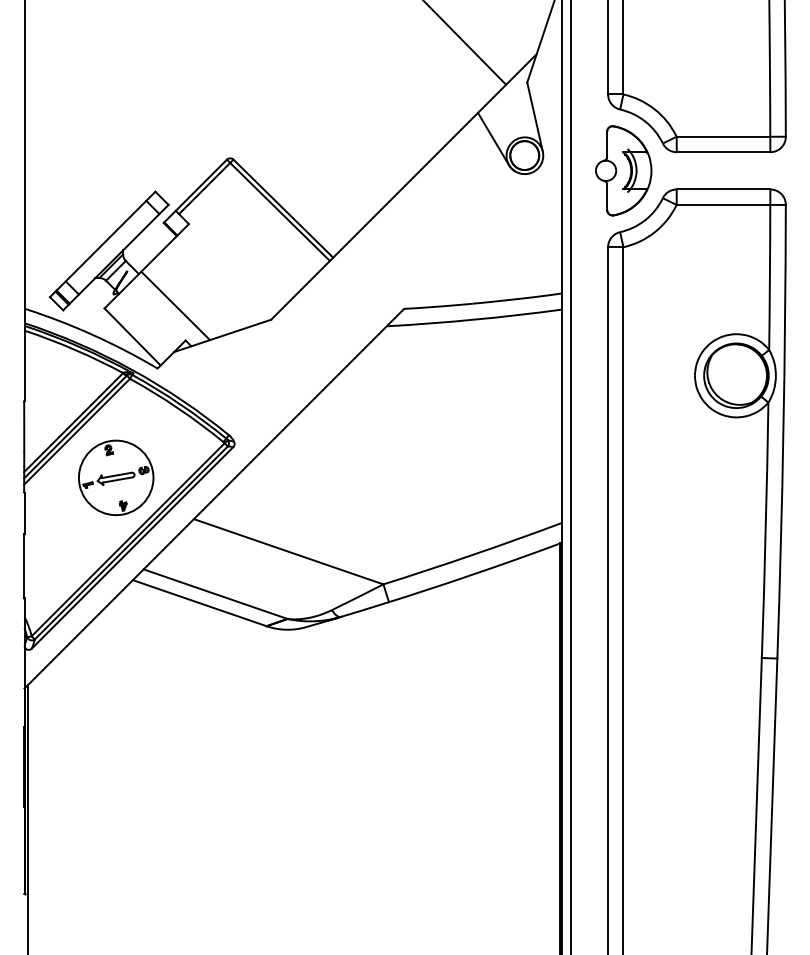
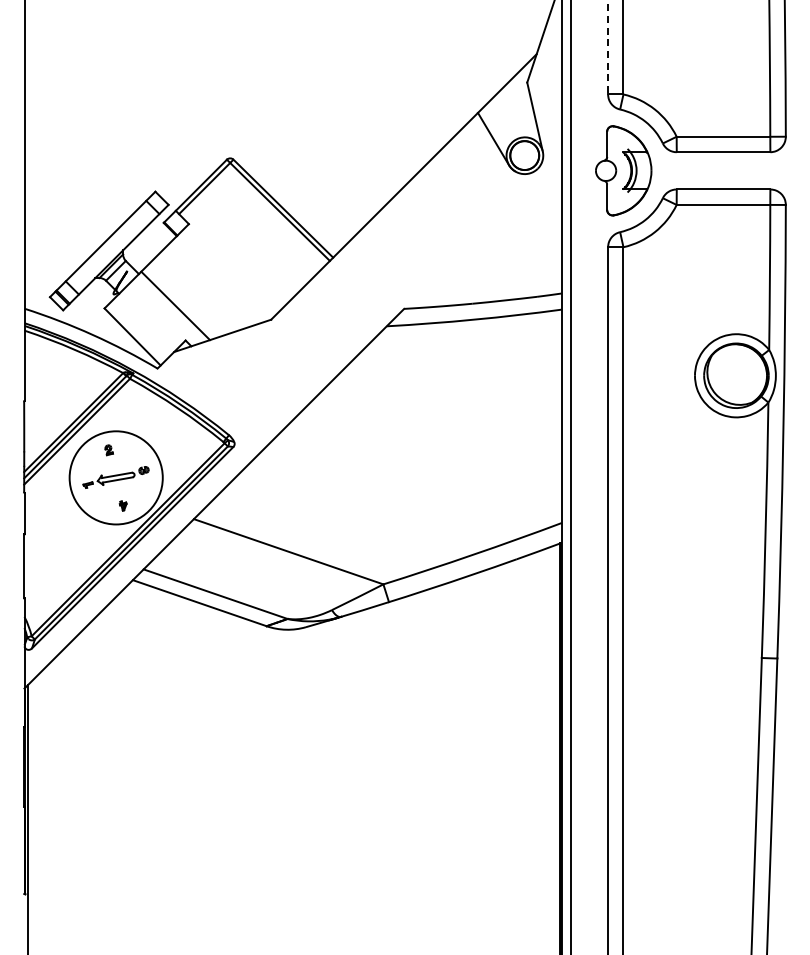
line: present -> none (465, 43)
line: solid -> dashed (608, 47)
circle diameter: 75 px -> 93 px (115, 477)
